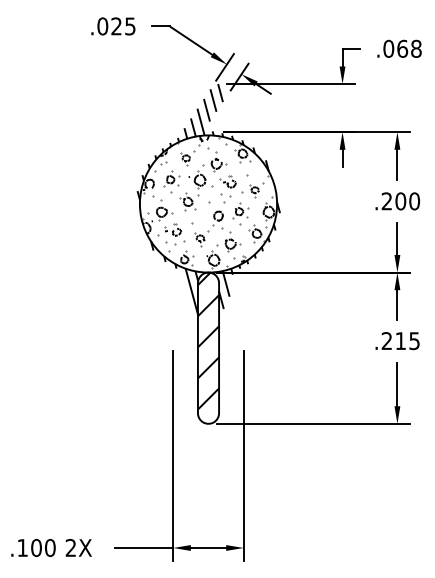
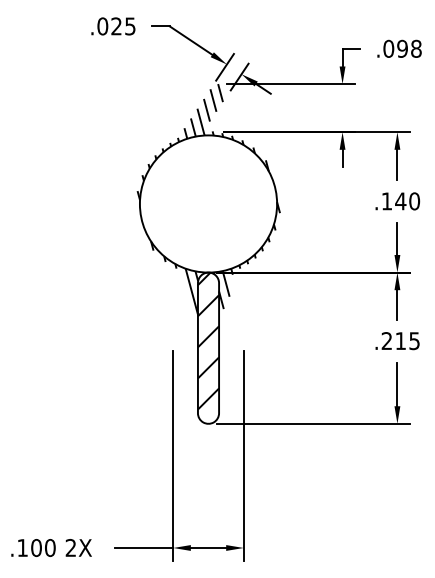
text: .068 -> .098 (402, 48)
hatch: present -> none (208, 201)
text: .200 -> .140 (393, 201)
